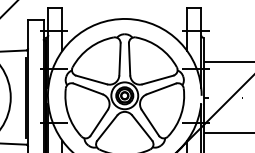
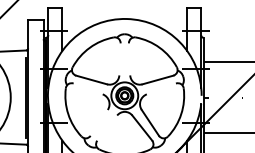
line: present -> none (119, 59)
line: present -> none (129, 59)
line: present -> none (87, 88)
line: present -> none (160, 88)
line: present -> none (98, 122)
line: present -> none (107, 127)
